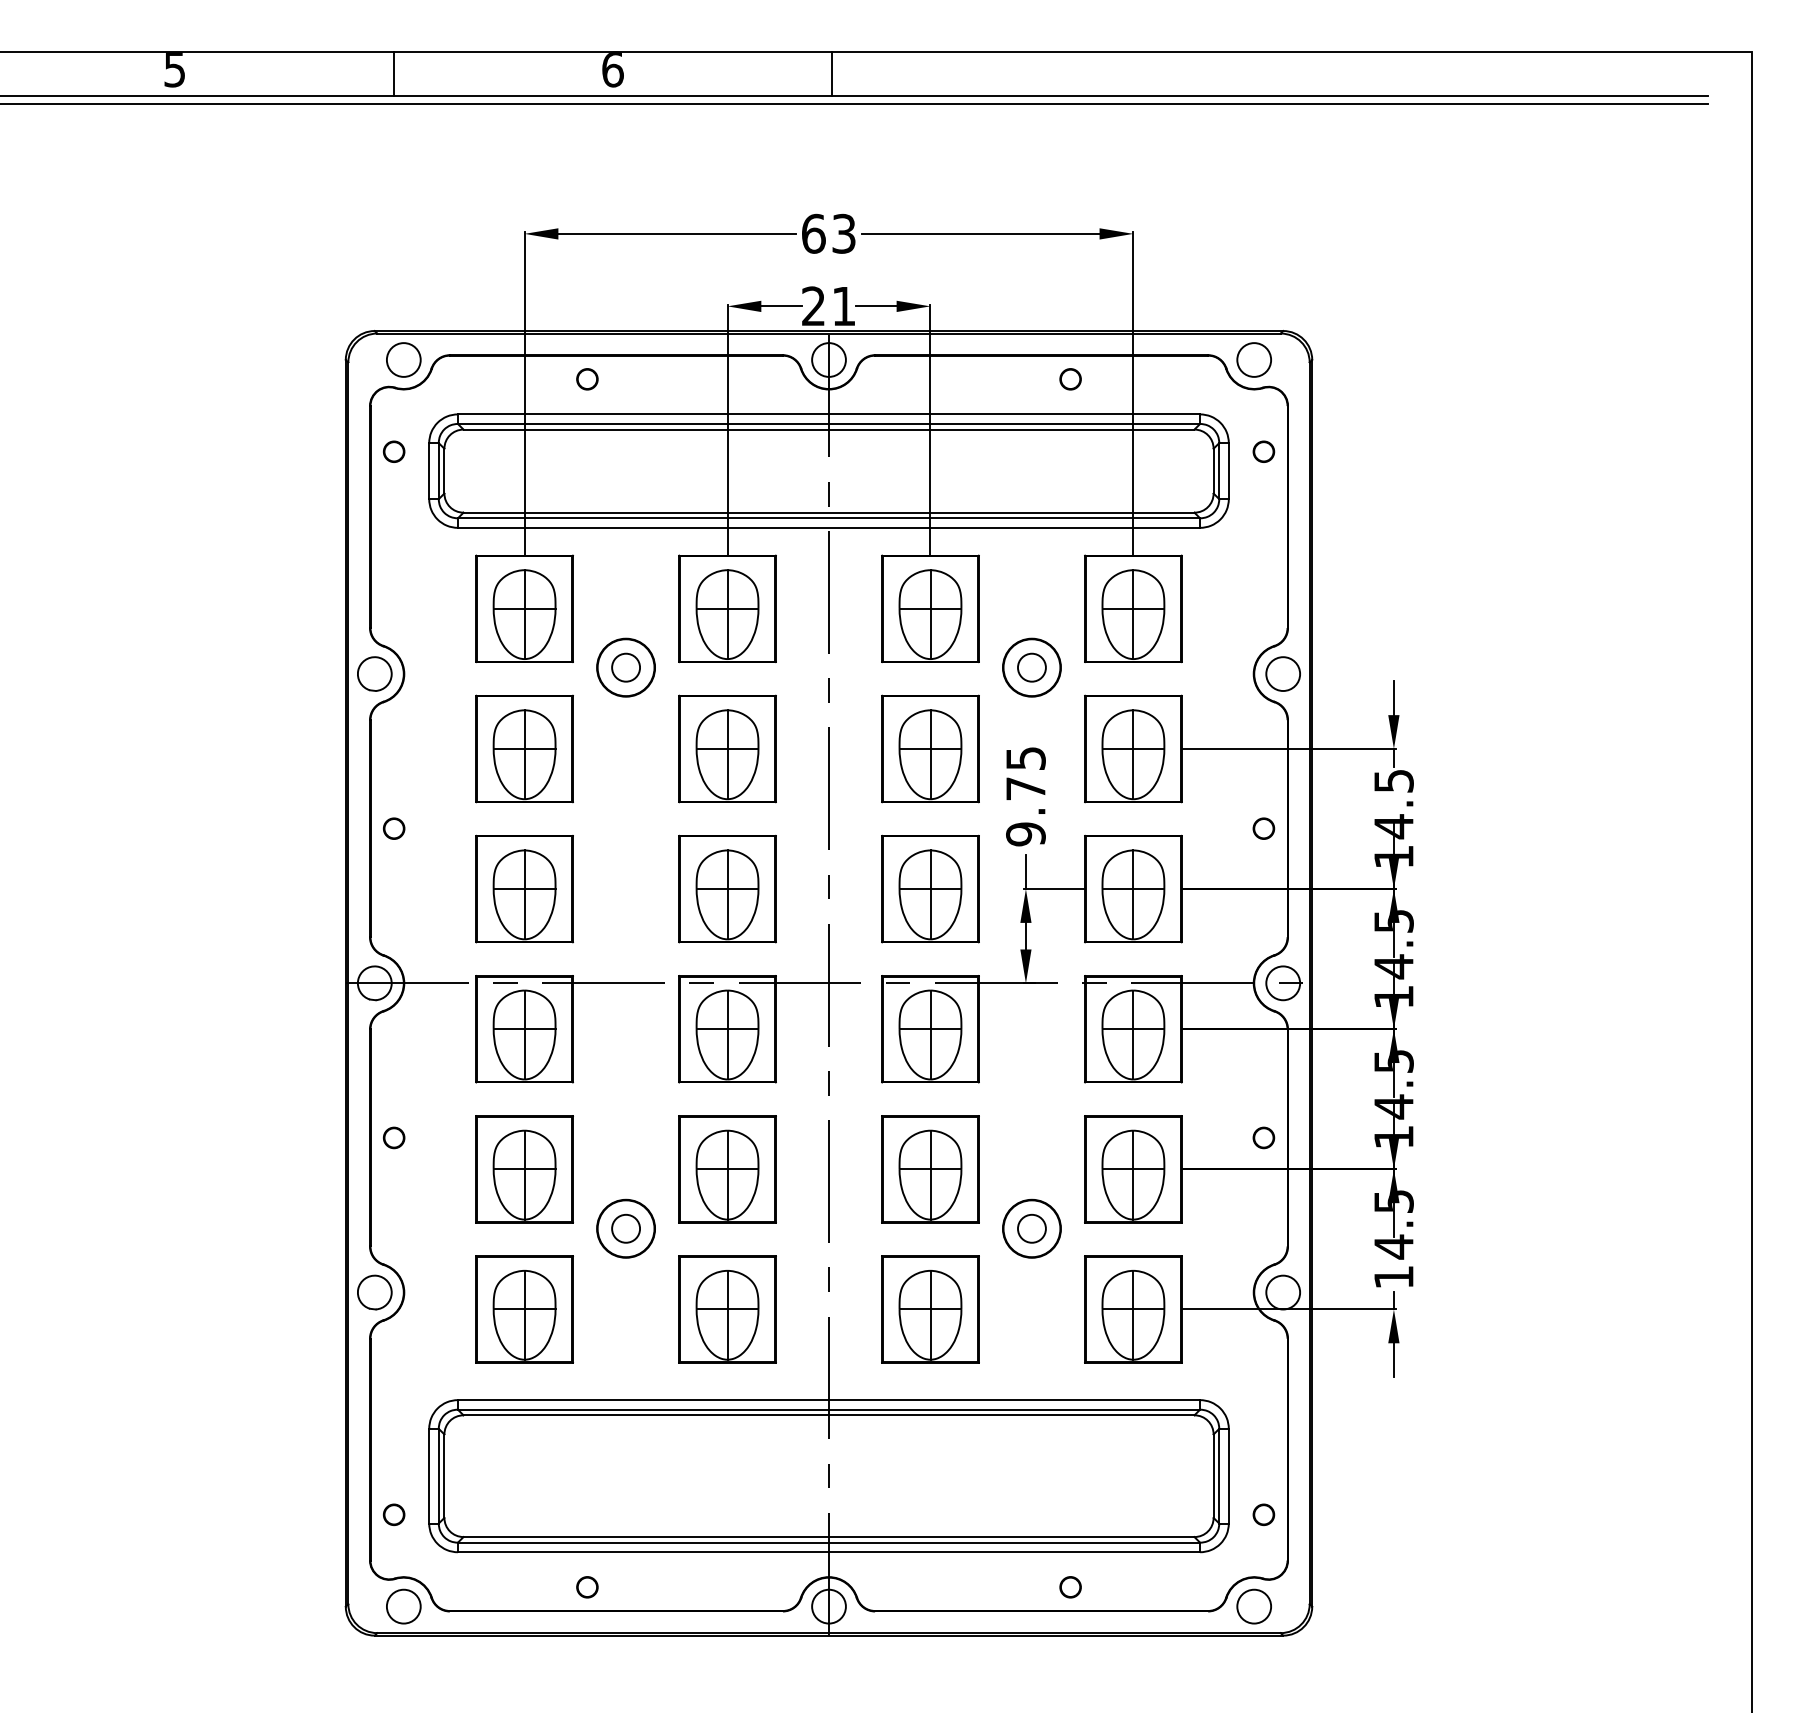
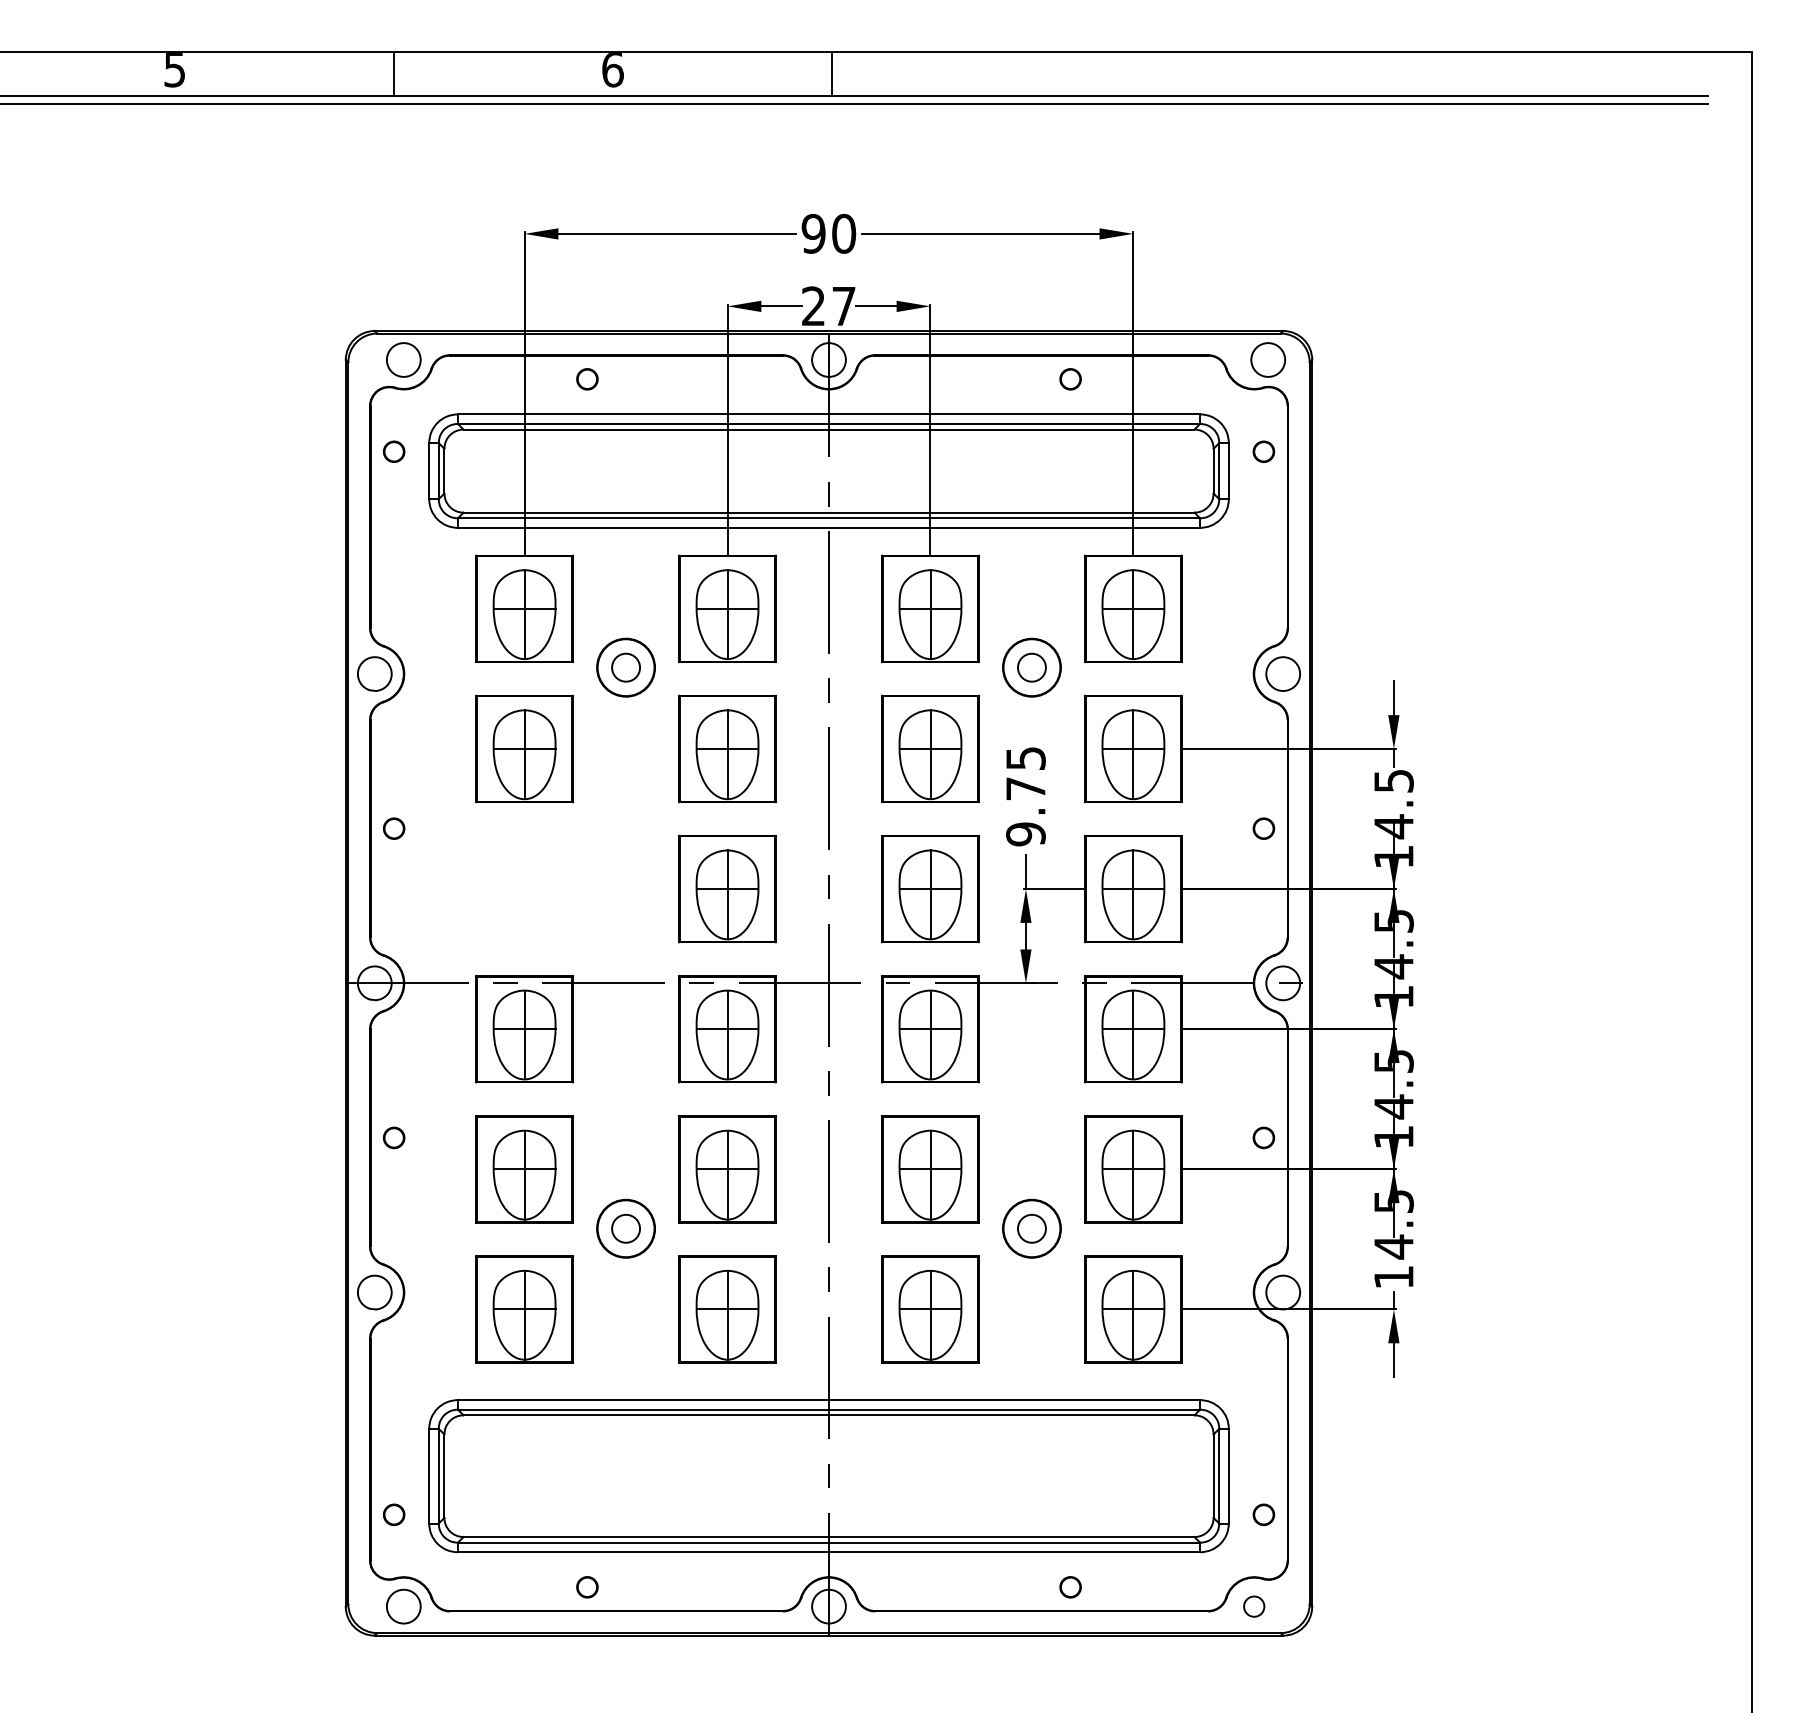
text: 63 -> 90 (828, 233)
text: 21 -> 27 (843, 306)
circle position: (1253, 359) -> (1267, 359) (1267, 359)
part: present -> none (524, 888)
circle diameter: 34 px -> 20 px (1254, 1606)
